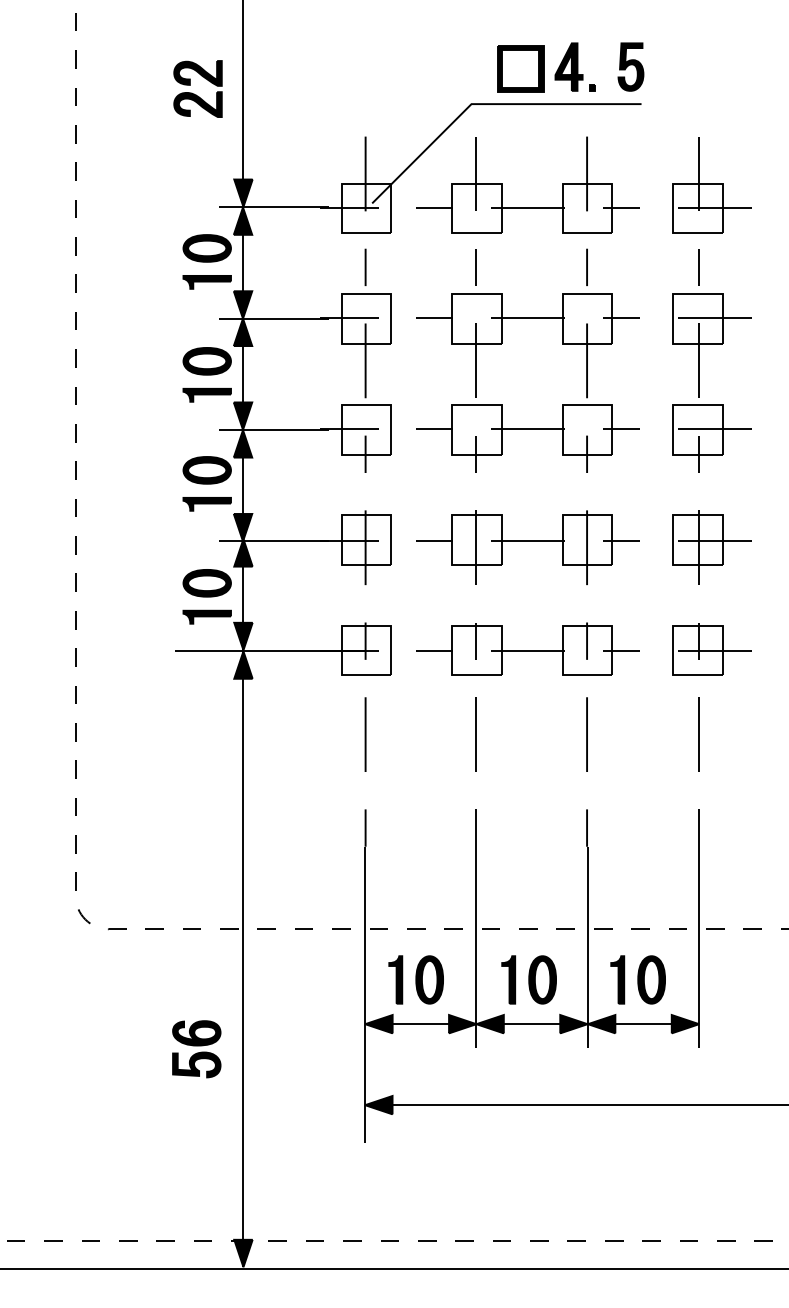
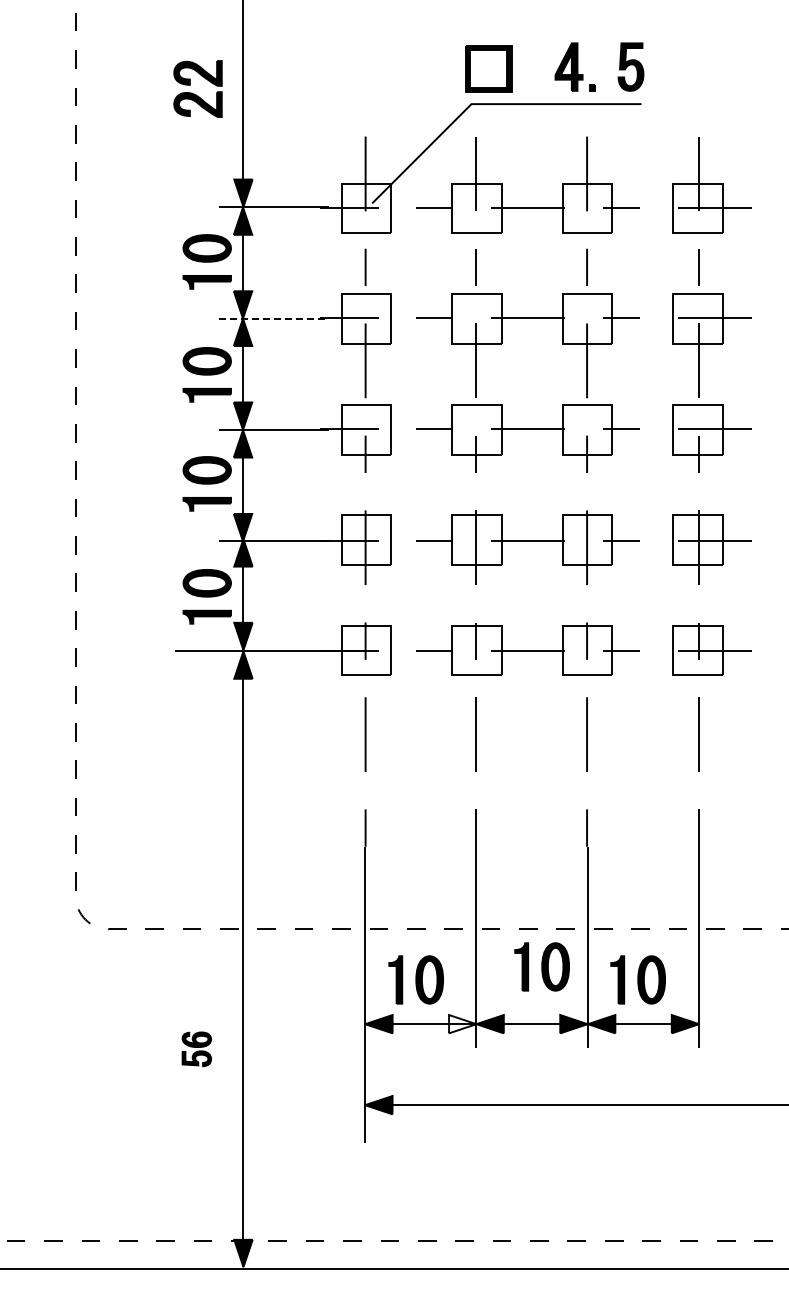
part position: (520, 68) -> (488, 68) (488, 68)
line: solid -> dashed (274, 318)
part position: (528, 979) -> (541, 966) (541, 966)
fill: present -> none (462, 1024)
part size: 50x59 px -> 31x37 px (196, 1049)
